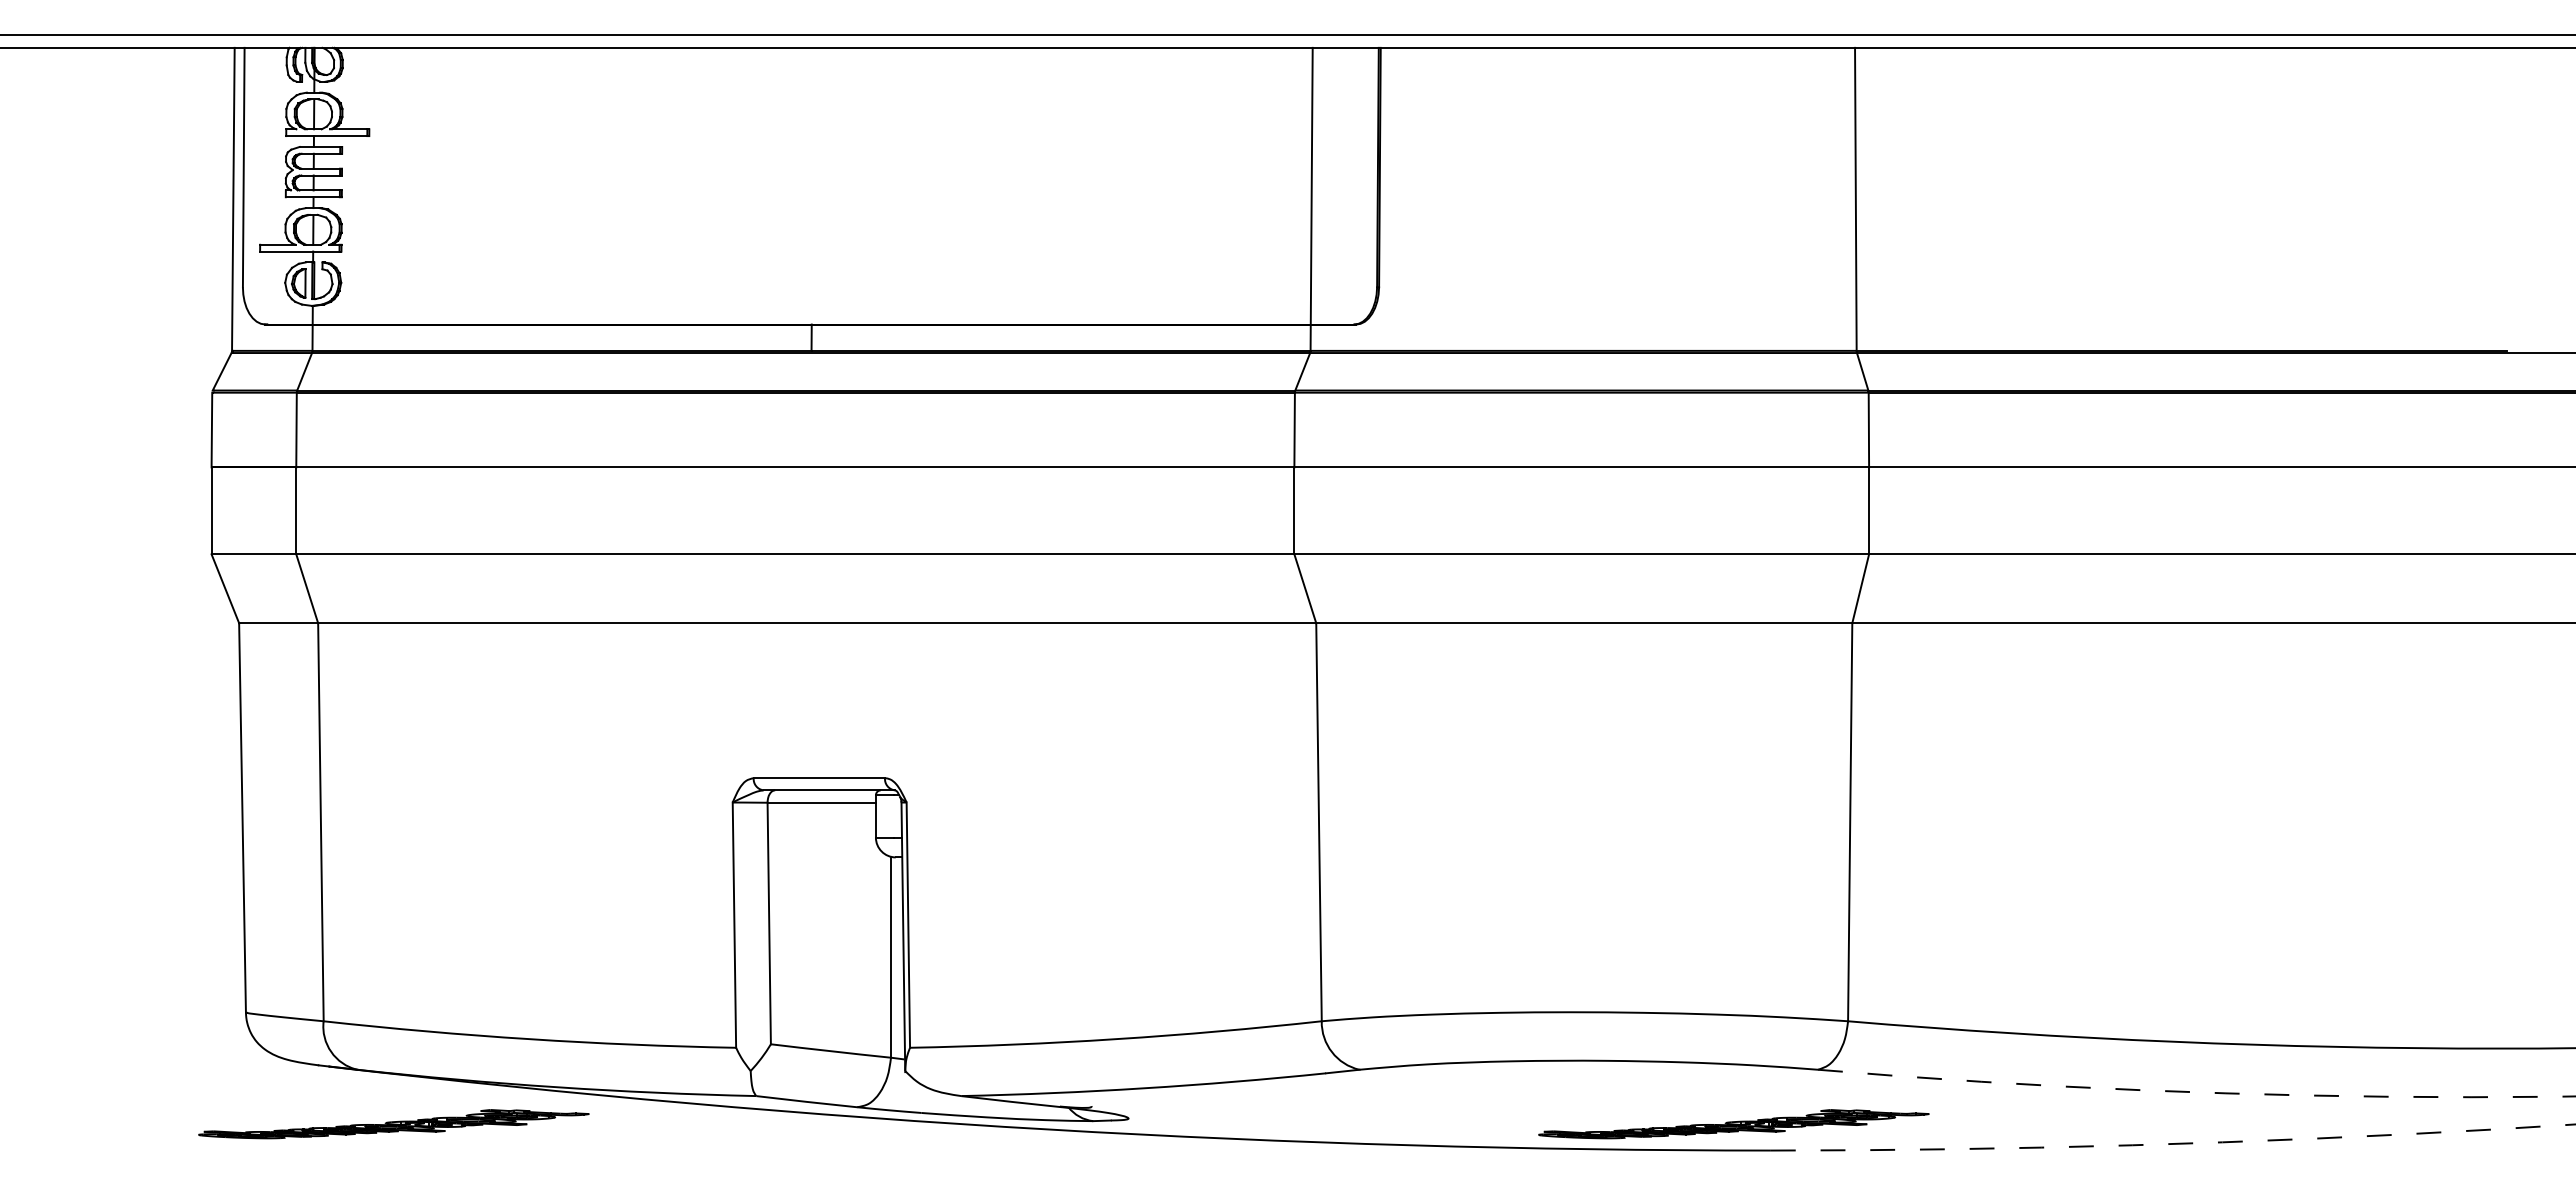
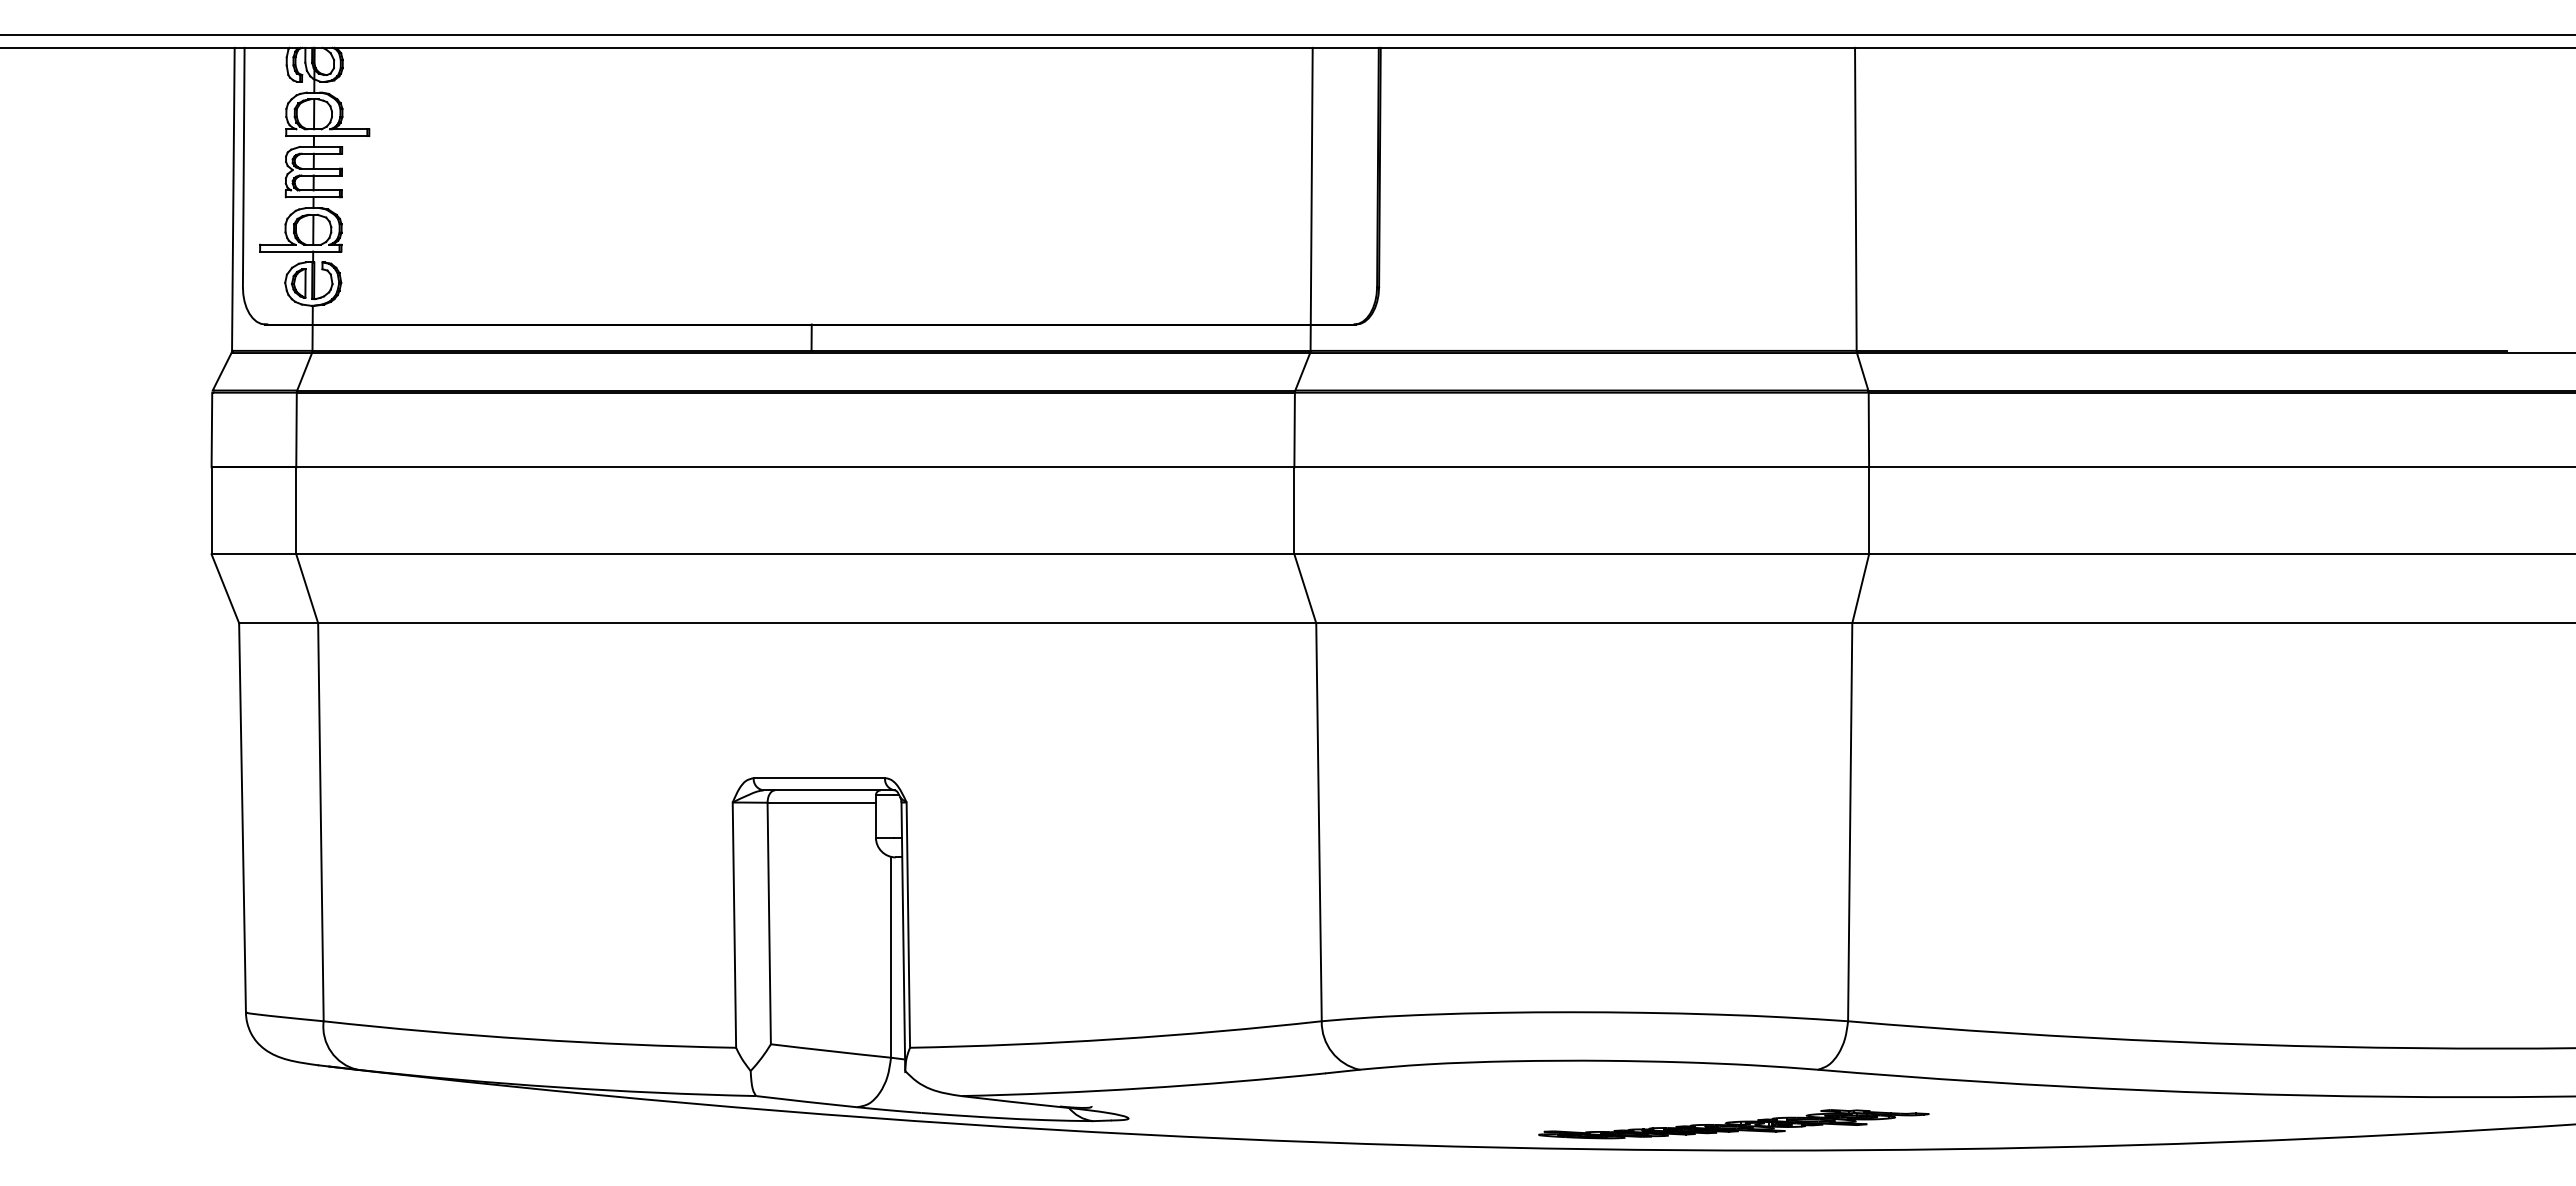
arc: dashed -> solid (2197, 1092)
part: present -> none (393, 1124)
arc: dashed -> solid (2173, 1143)
